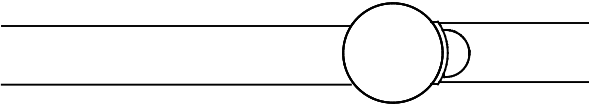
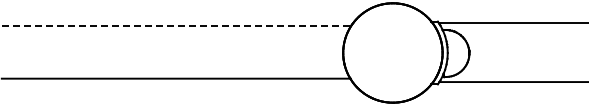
line: solid -> dashed (176, 25)
line position: (176, 84) -> (176, 78) (176, 78)
